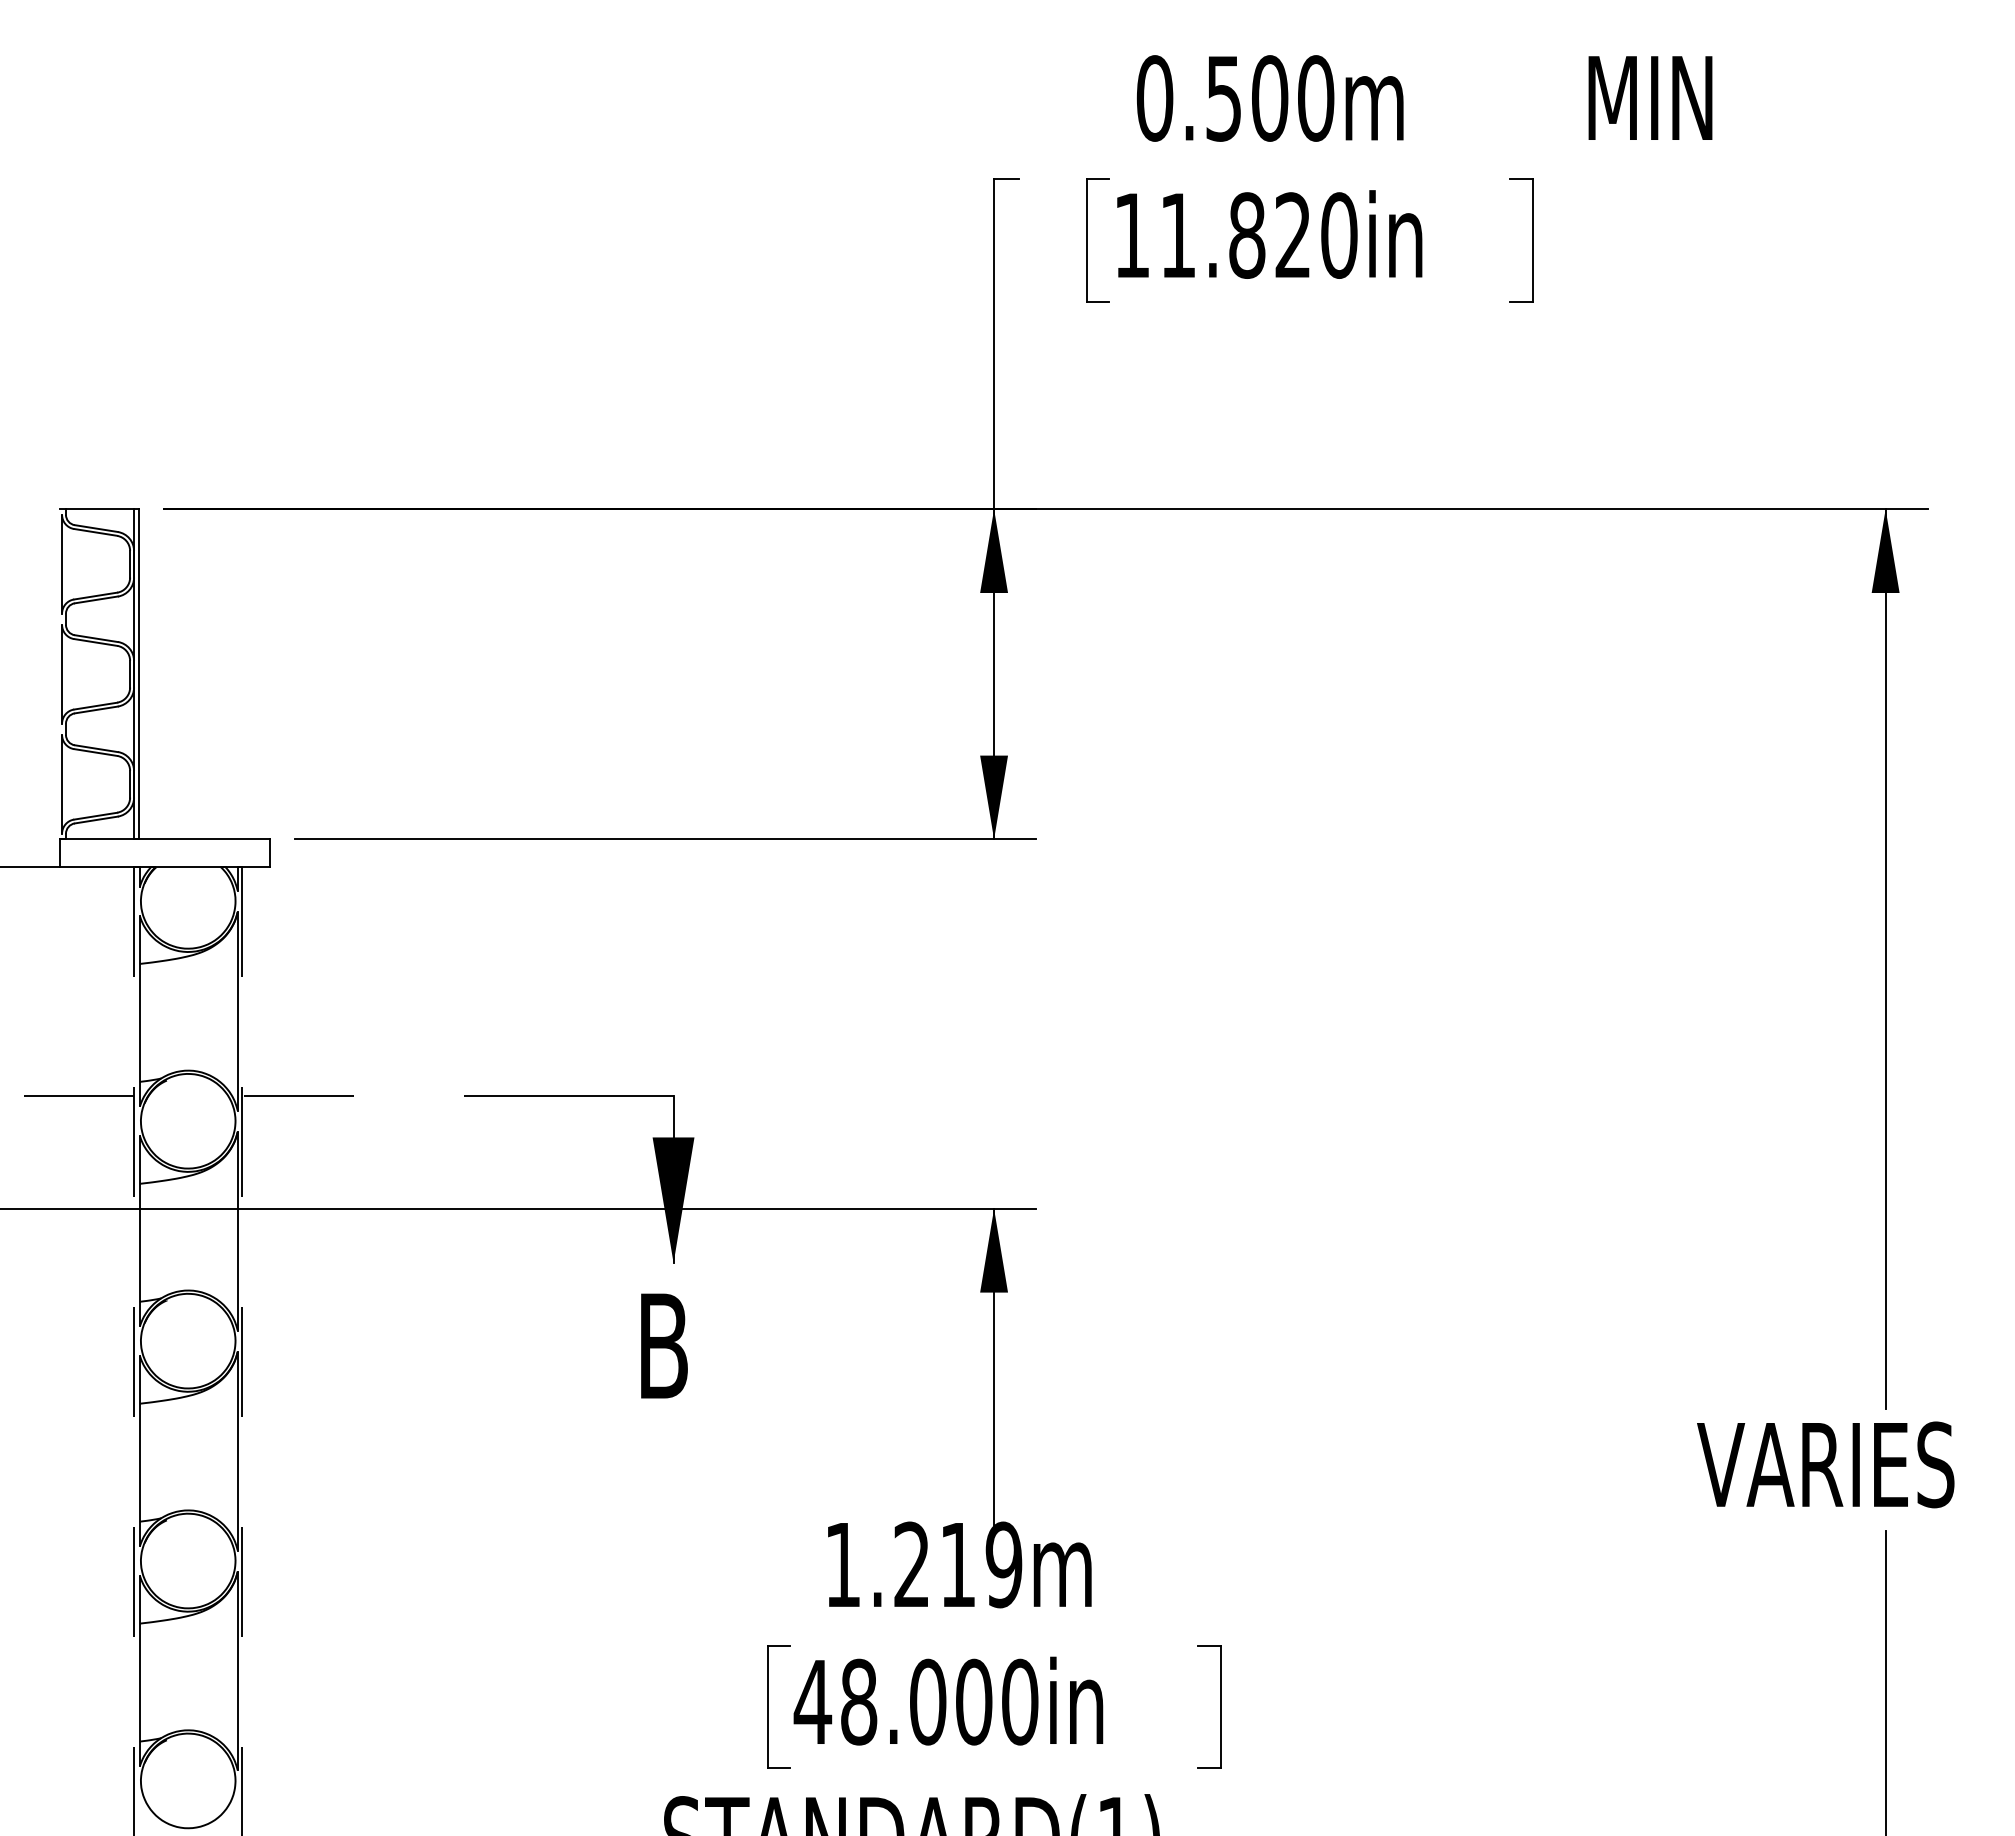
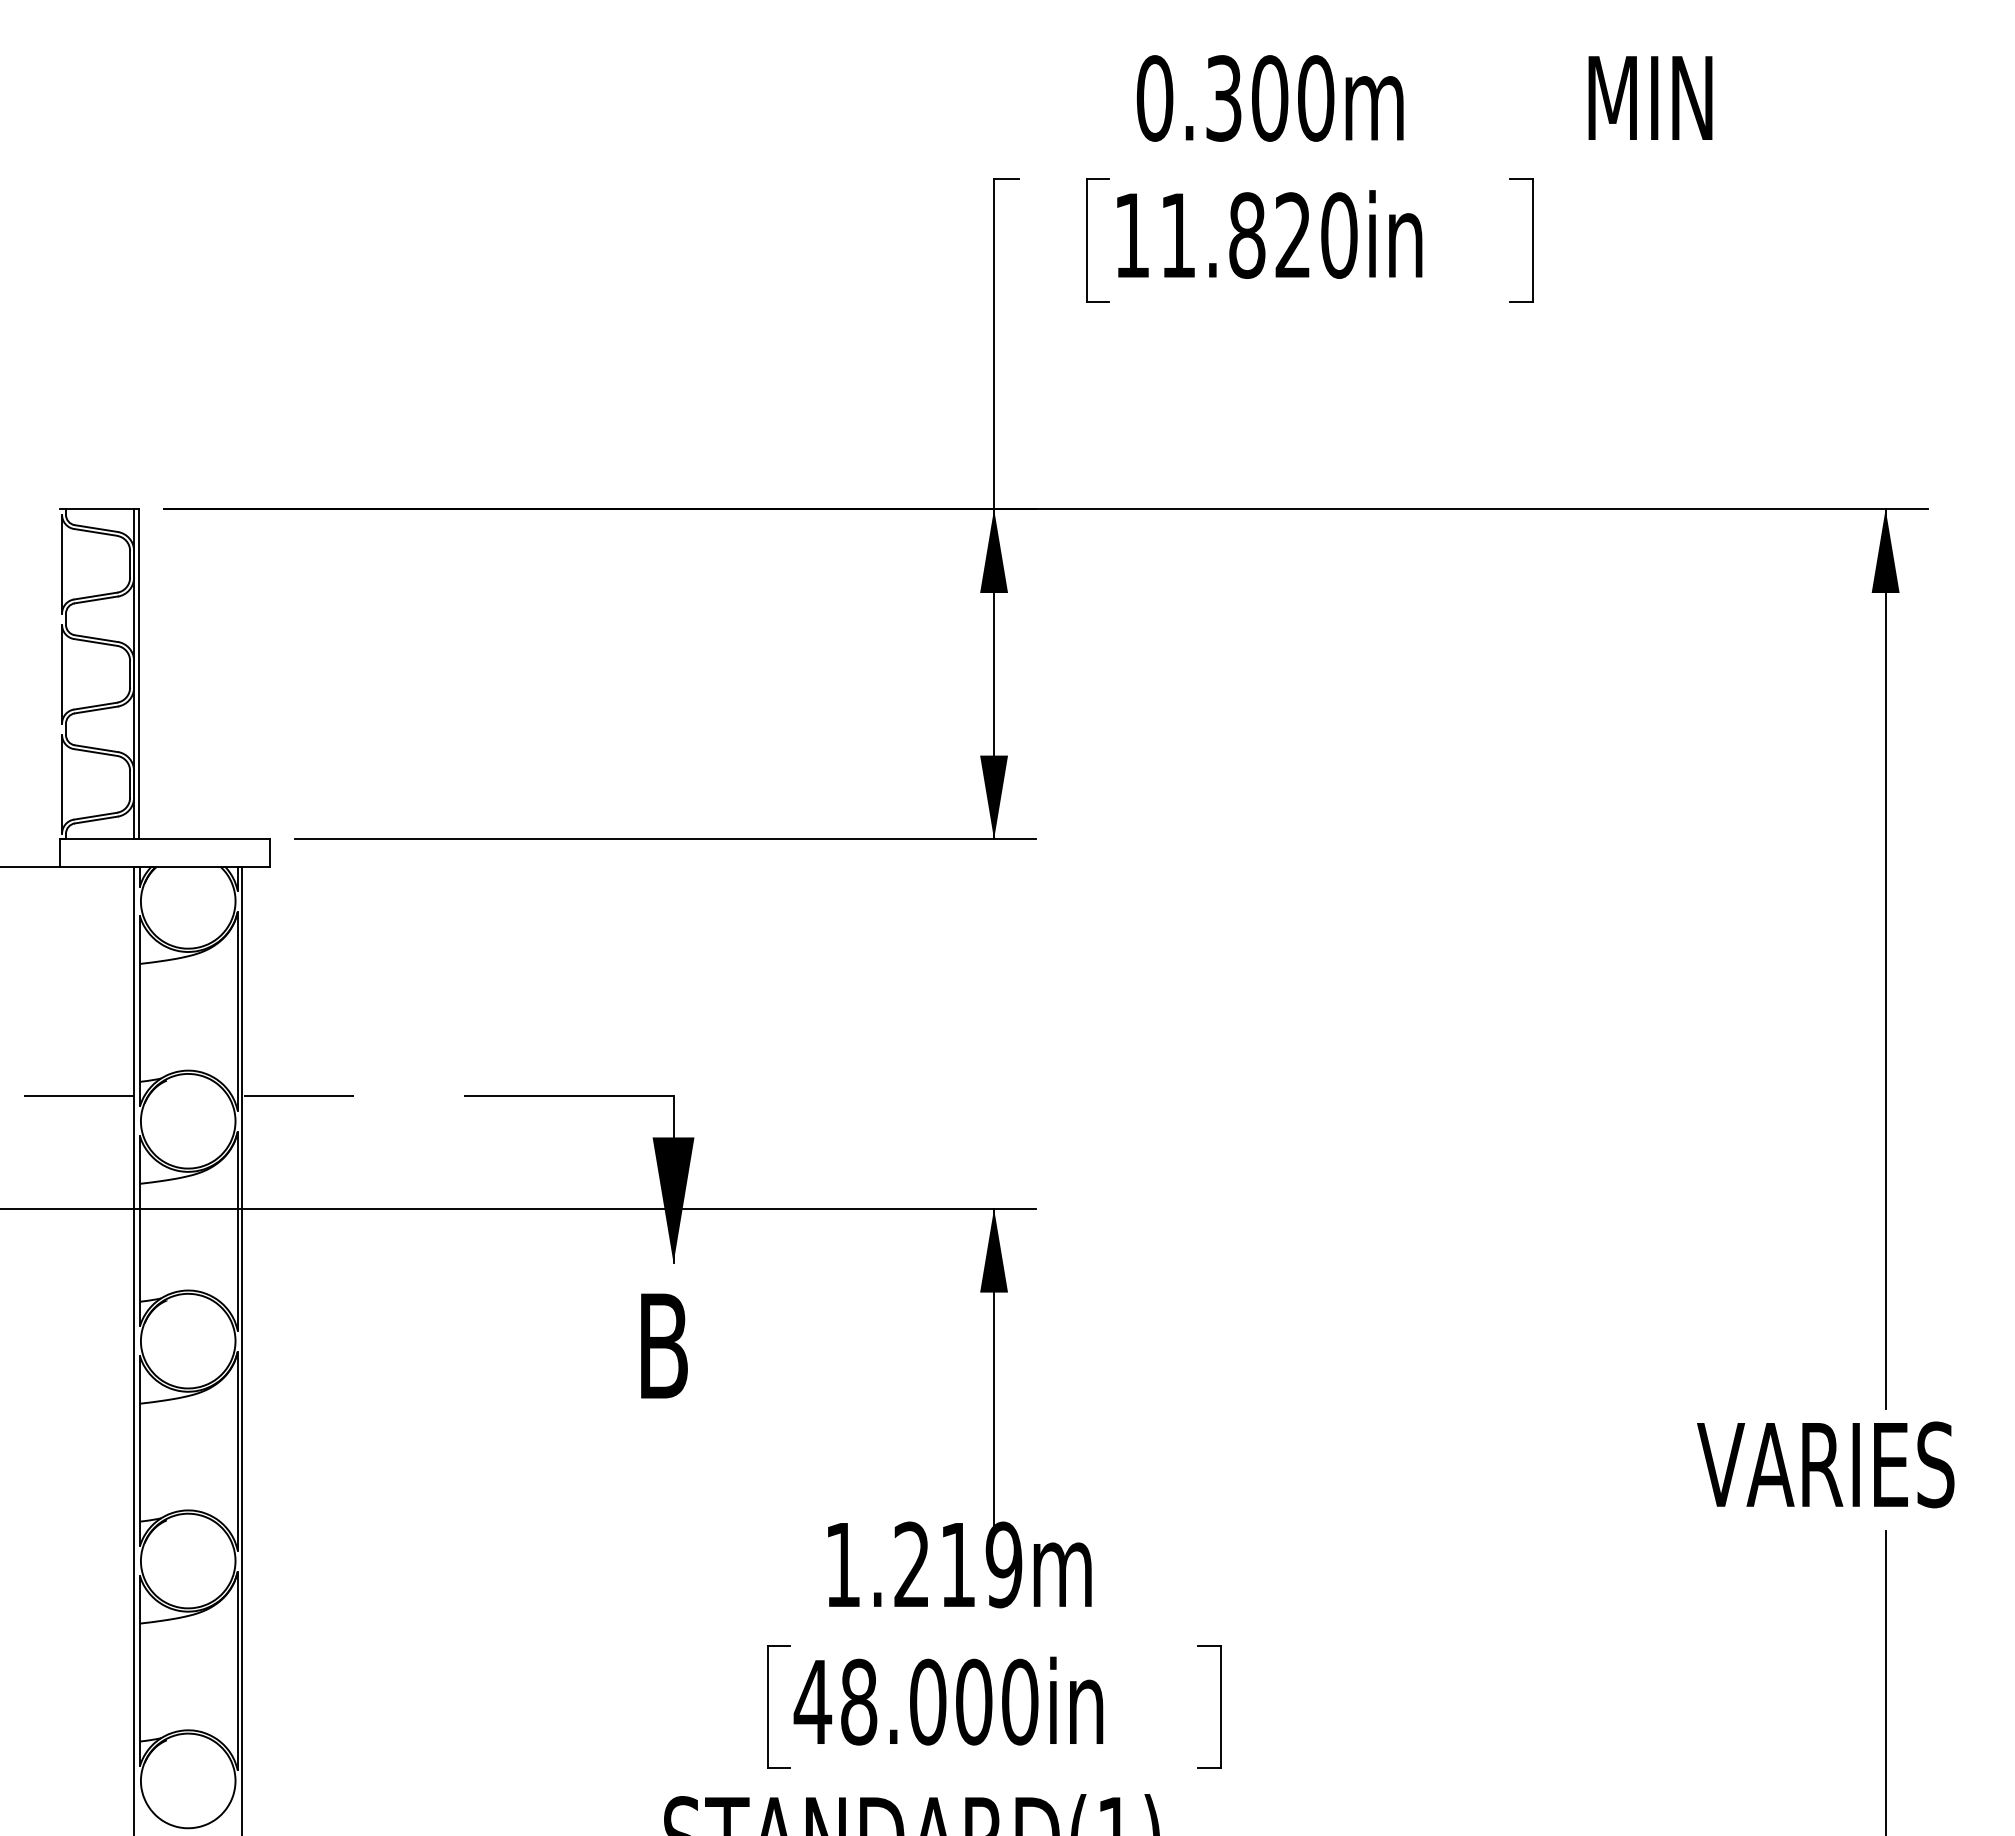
text: 0.500m -> 0.300m (1223, 98)
line: dashed -> solid (134, 1352)
line: dashed -> solid (242, 1352)
